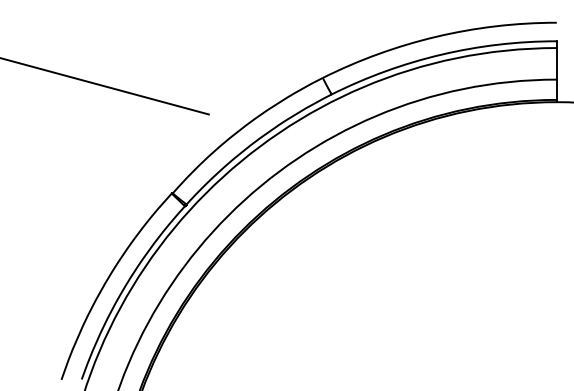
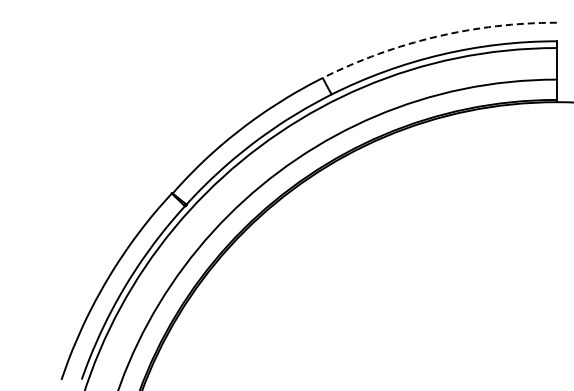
arc: solid -> dashed (436, 36)
line: present -> none (105, 86)
